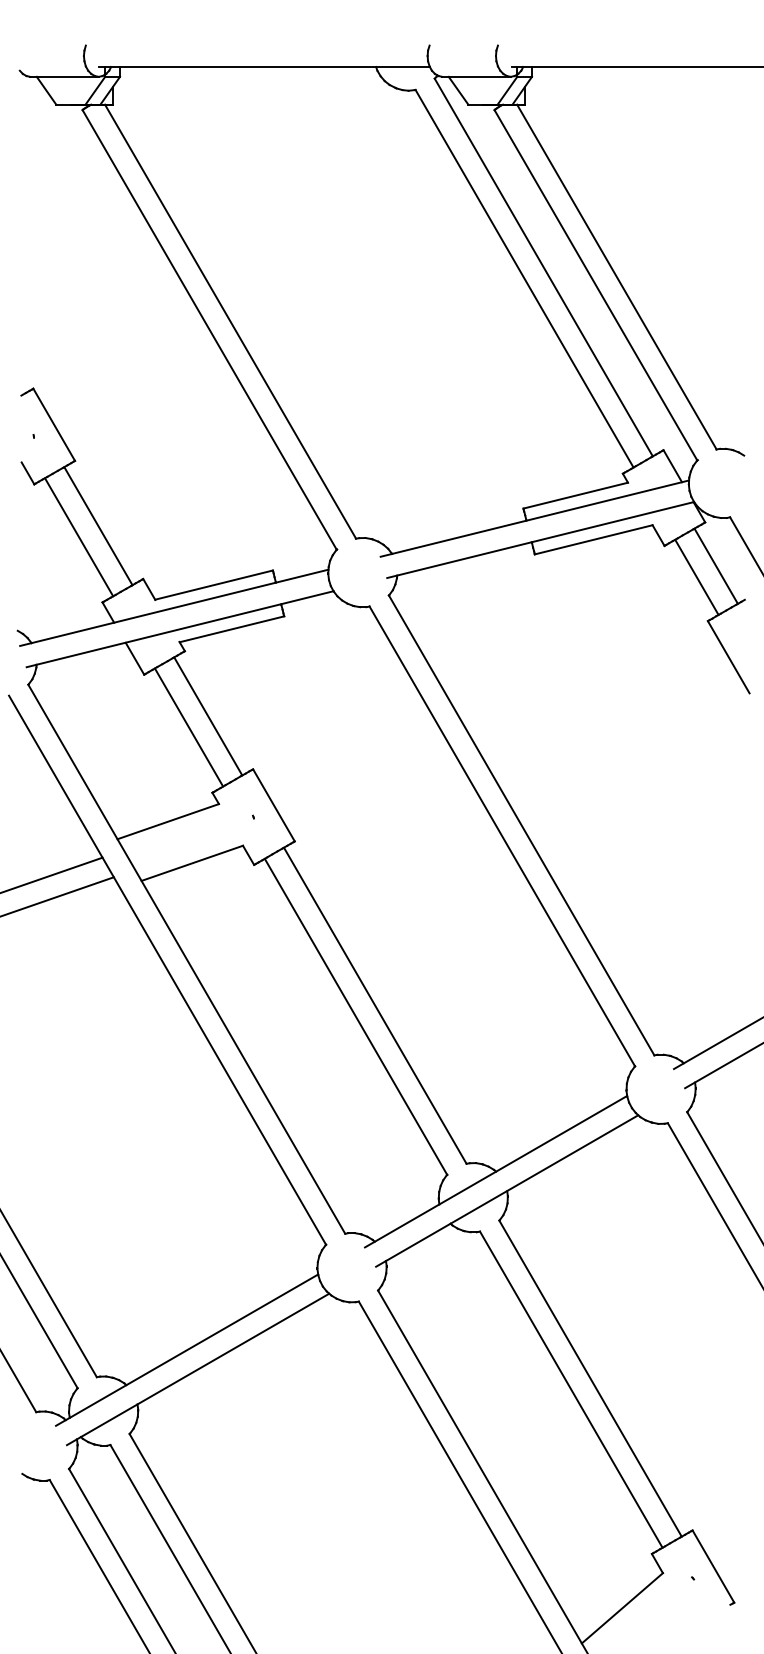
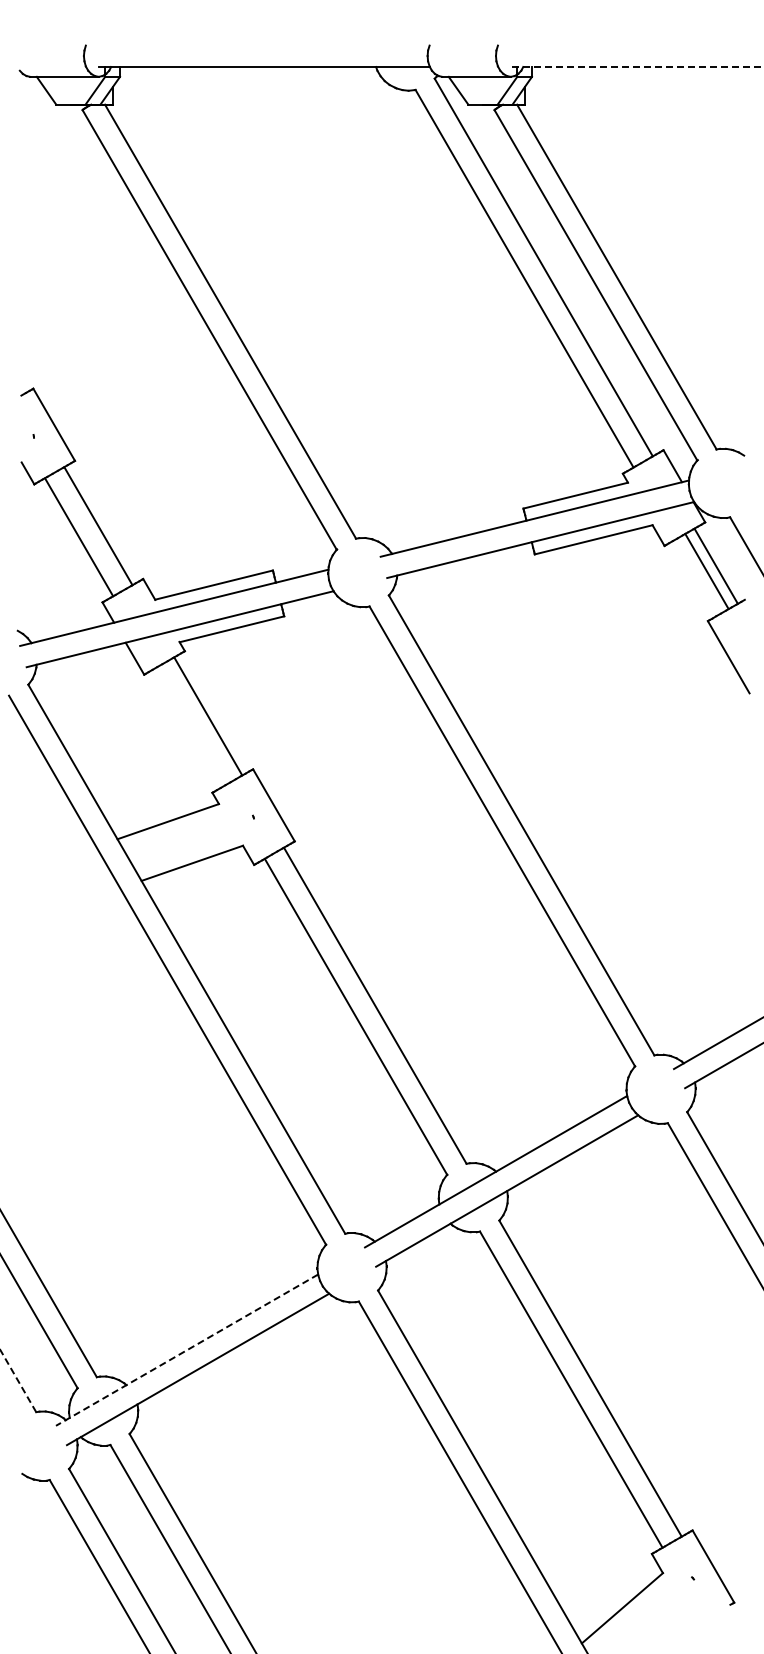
line: solid -> dashed (637, 67)
line position: (696, 576) -> (706, 570) (706, 570)
line: present -> none (188, 727)
line: present -> none (52, 874)
line: present -> none (57, 896)
line: solid -> dashed (186, 1350)
line: solid -> dashed (18, 1381)
